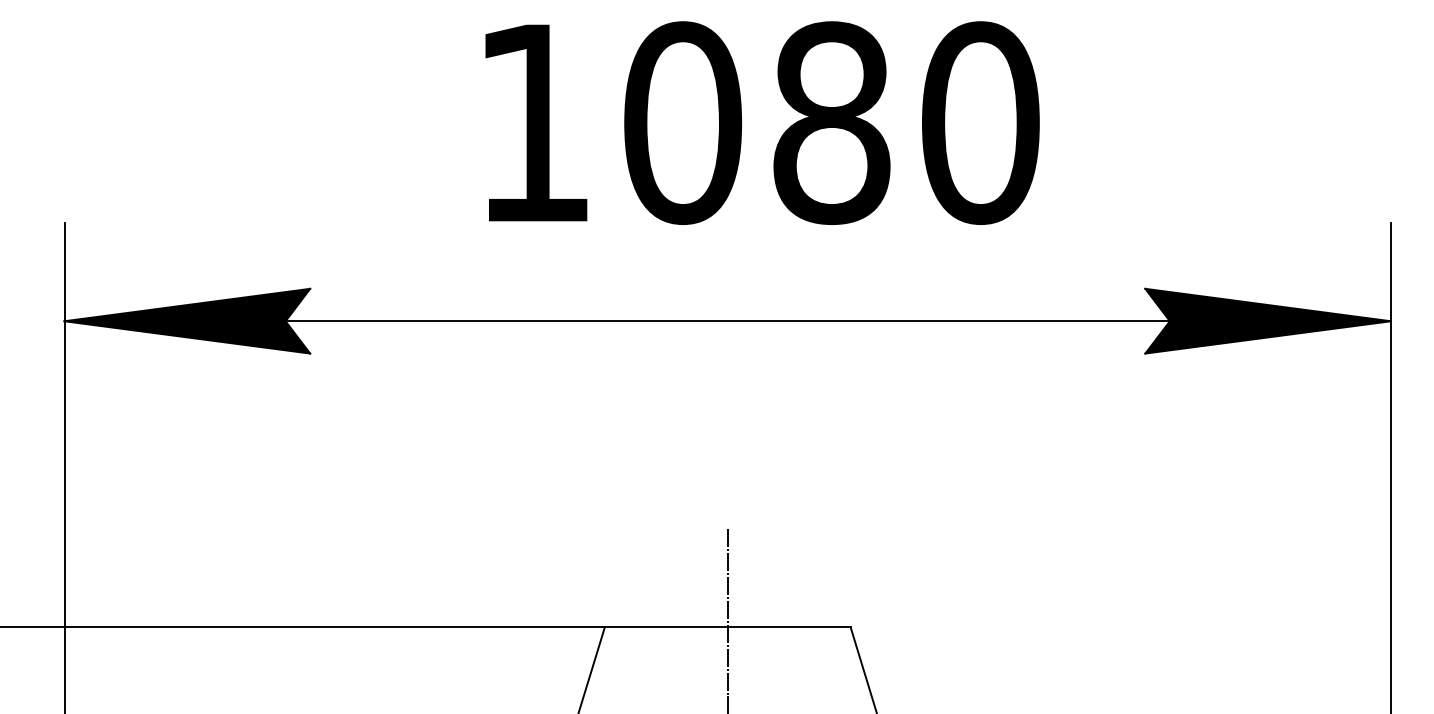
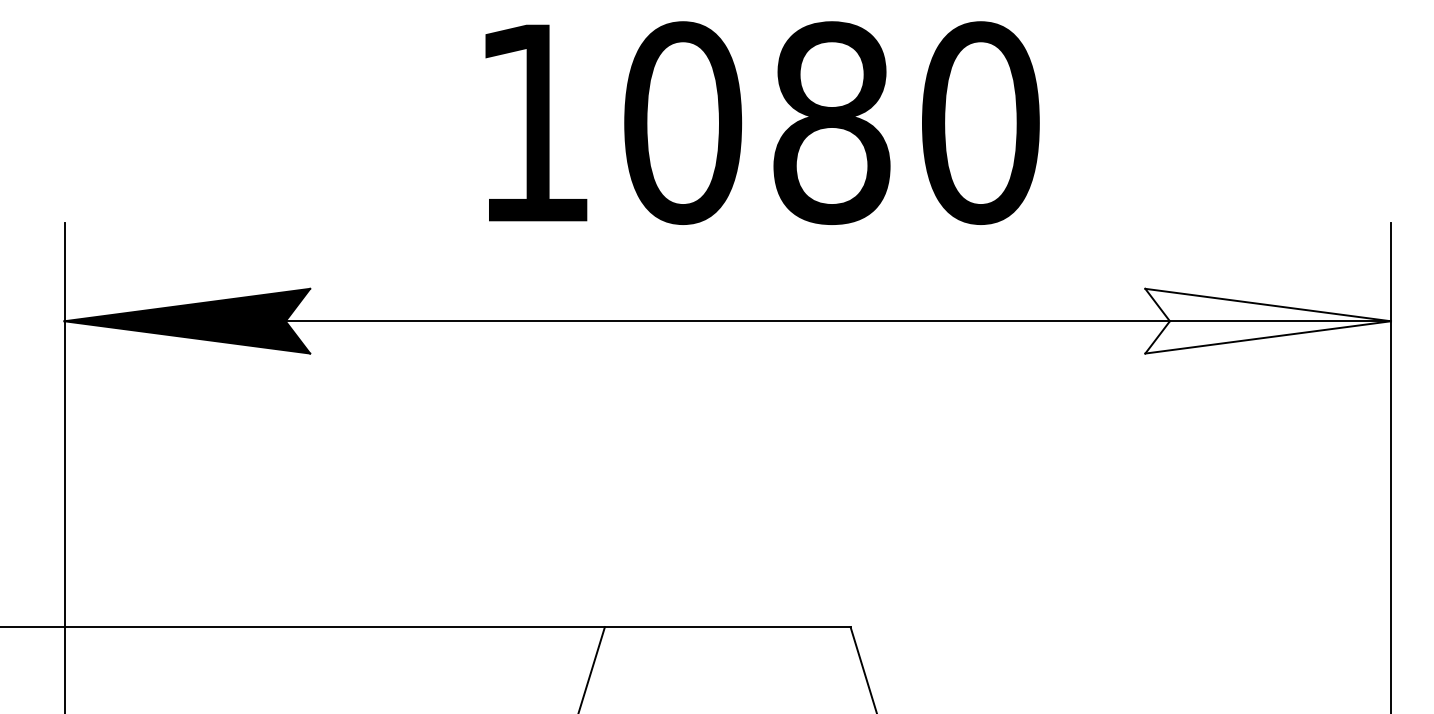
fill: present -> none (1268, 320)
line: present -> none (727, 619)
